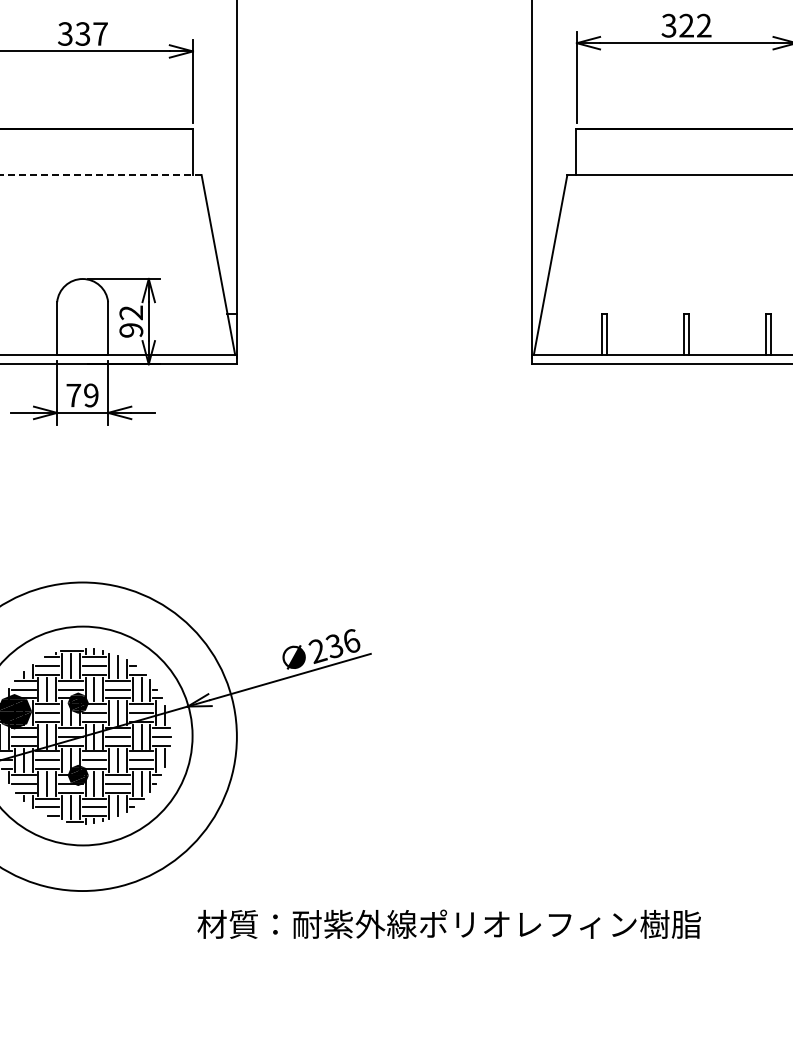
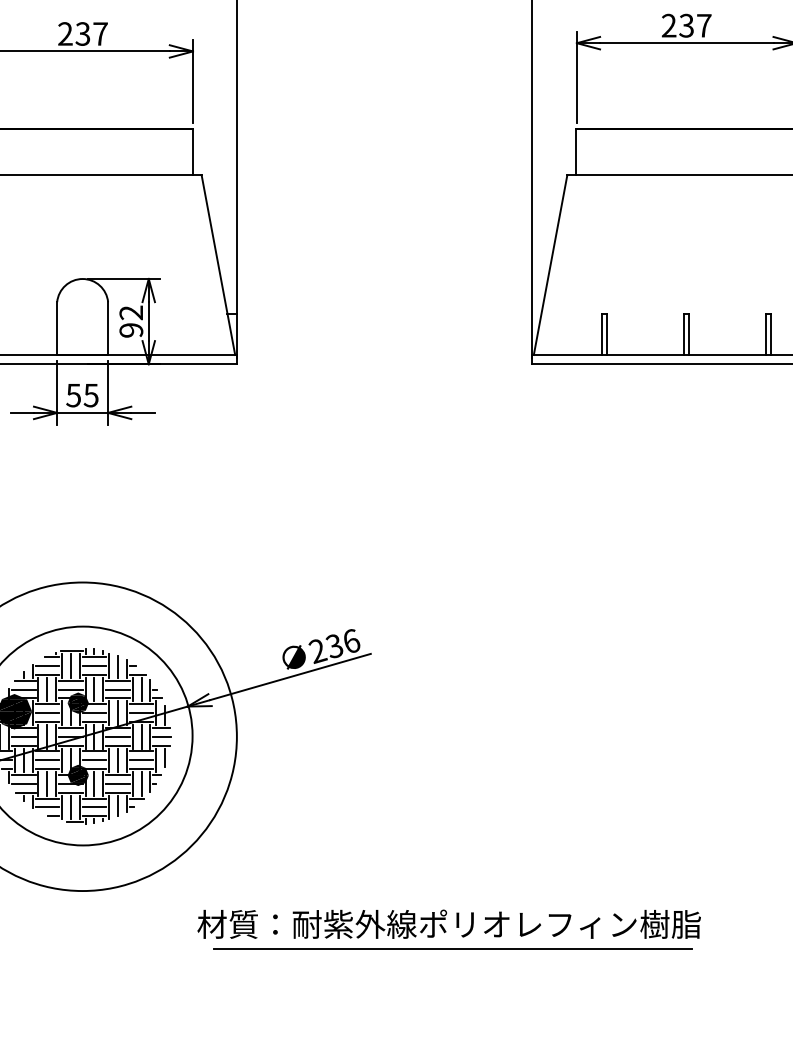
text: 322 -> 237 (686, 25)
text: 337 -> 237 (65, 33)
line: dashed -> solid (100, 175)
text: 79 -> 55 (82, 395)
line: none -> present (452, 948)
